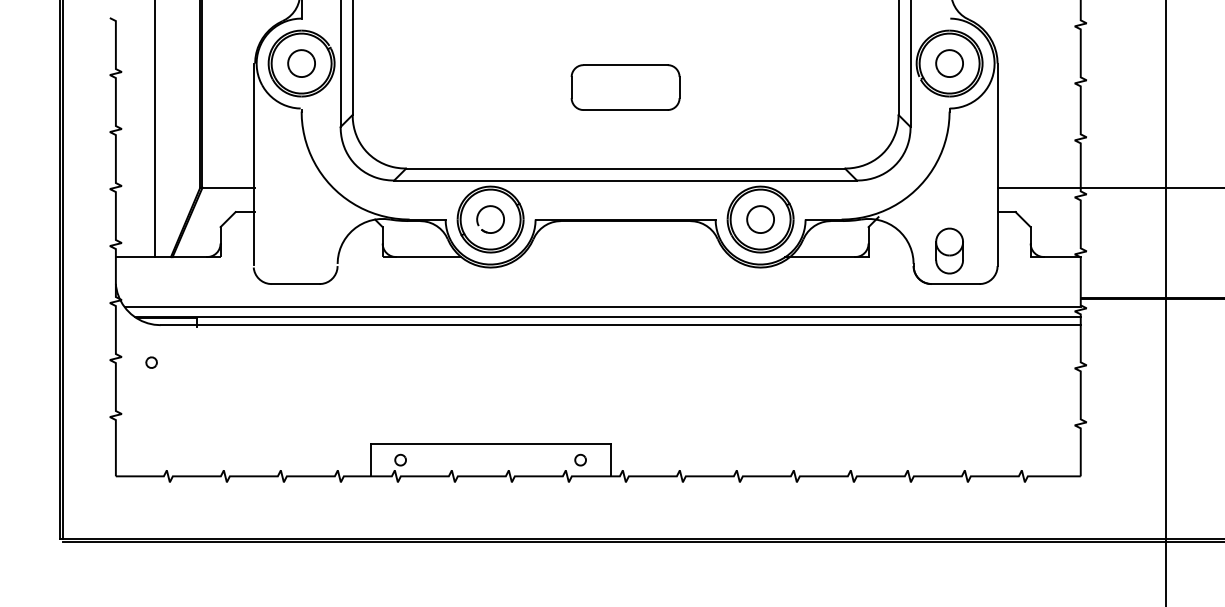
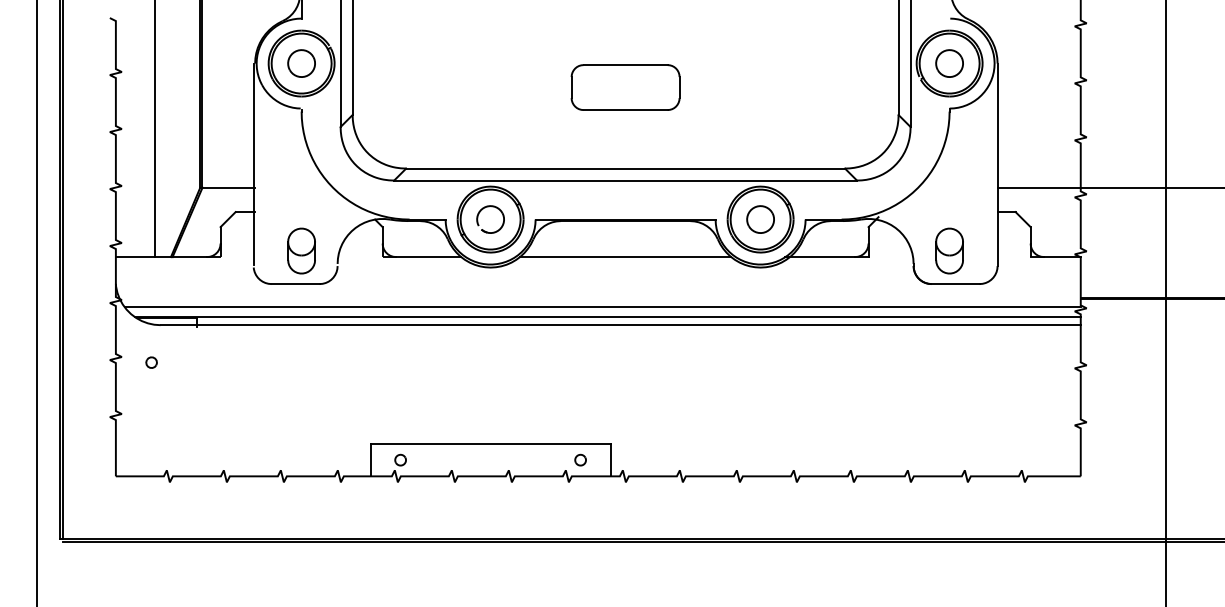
part: none -> present (301, 250)
line: none -> present (625, 257)
line: none -> present (36, 302)
